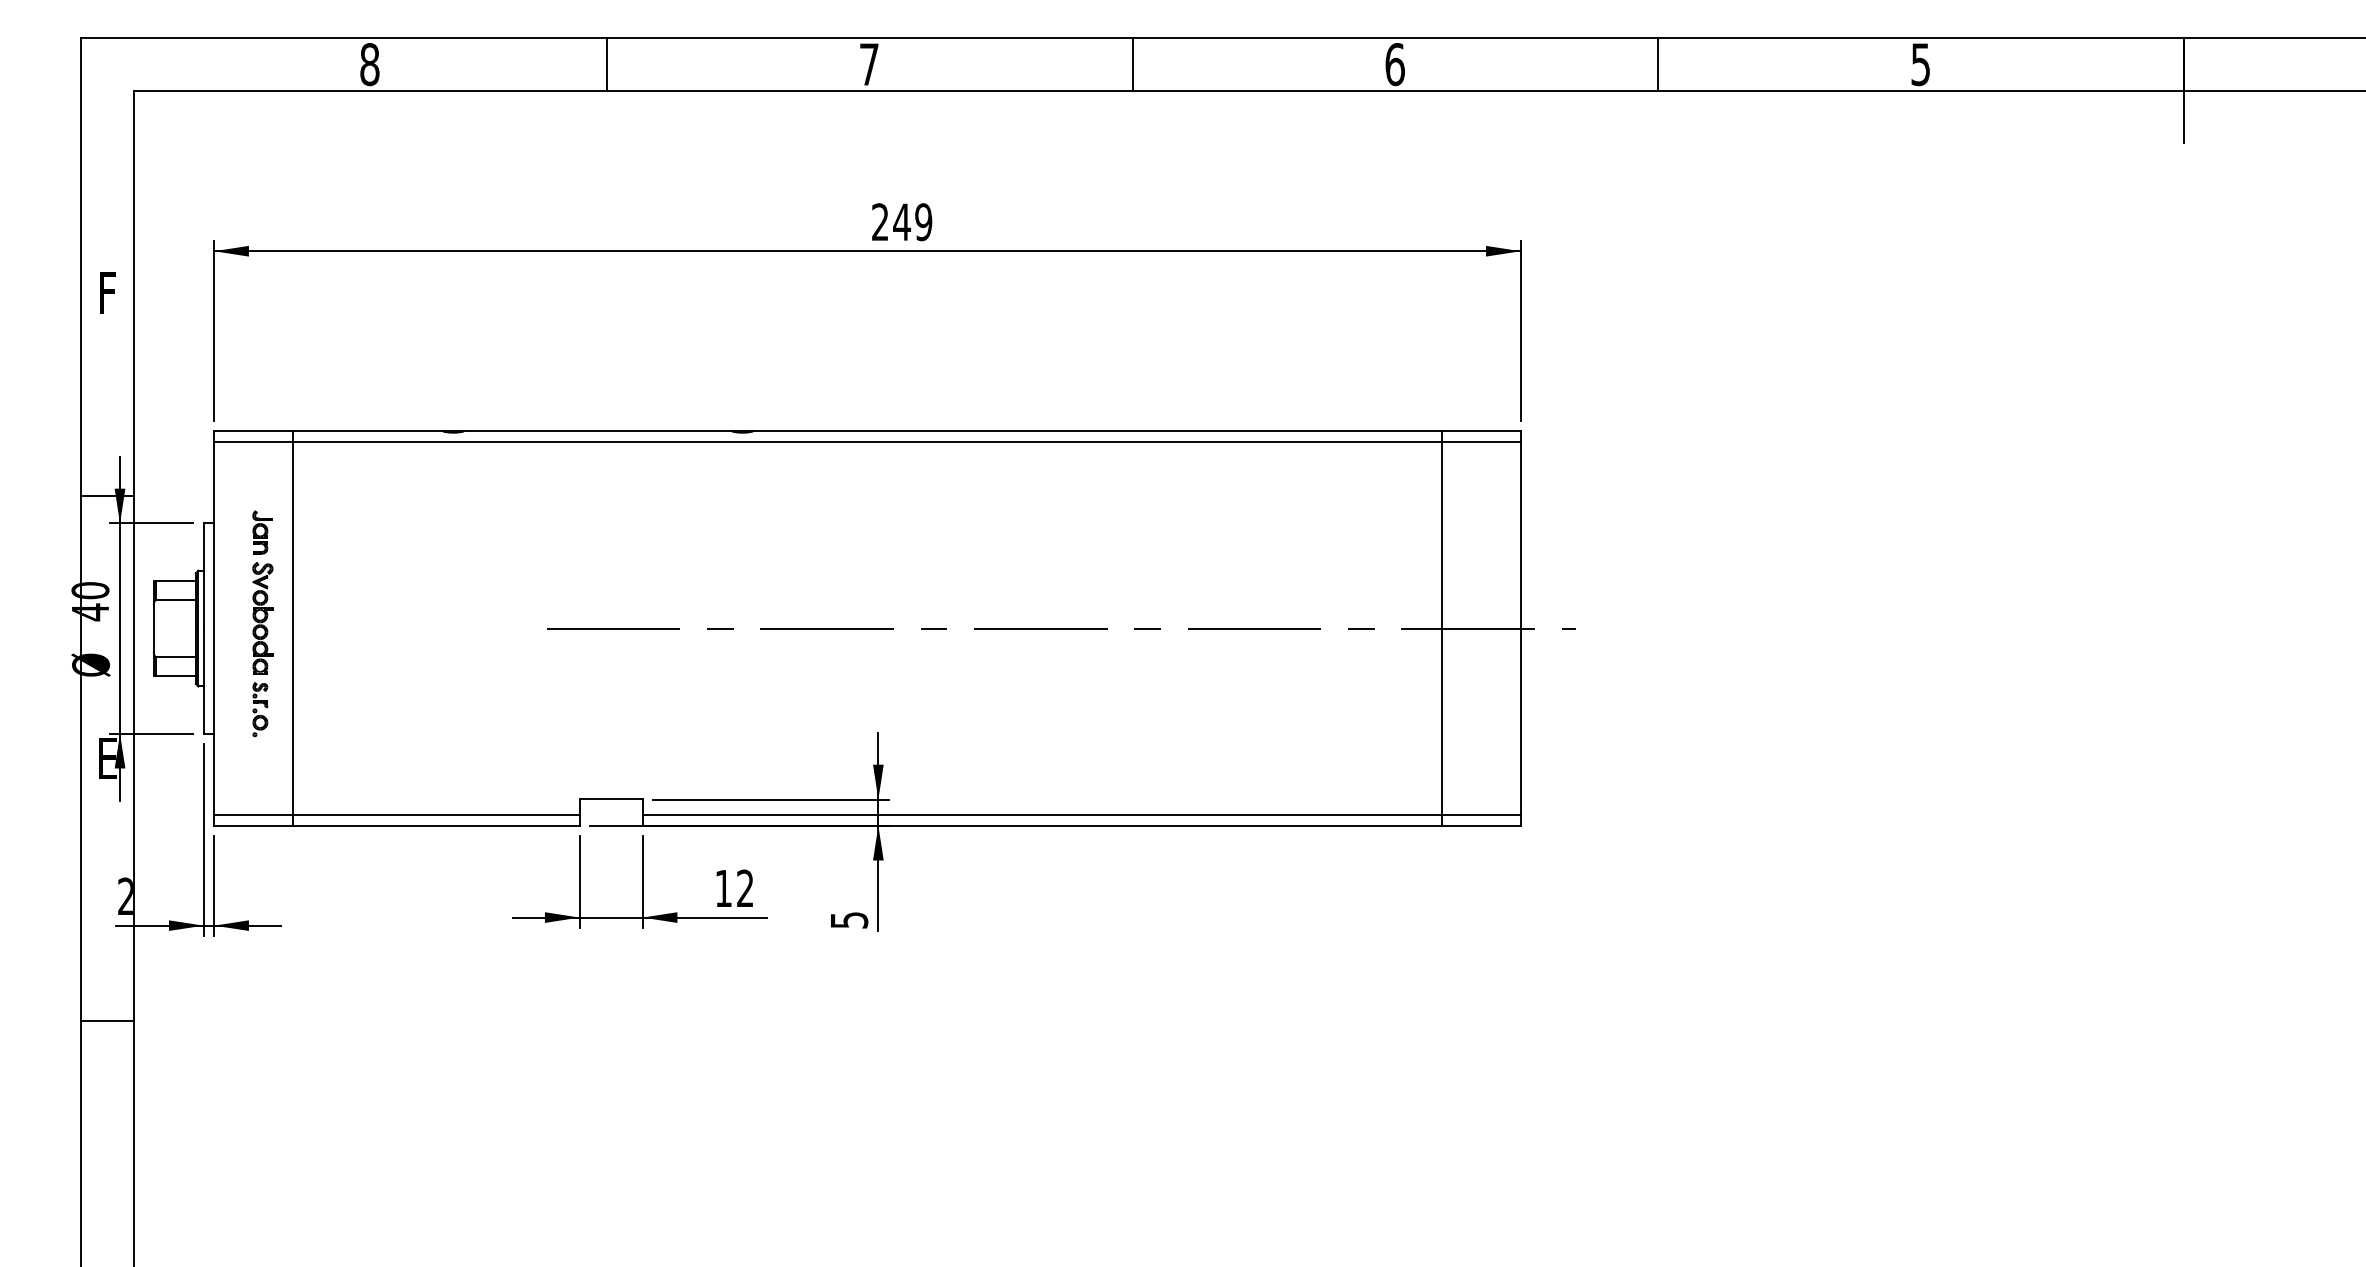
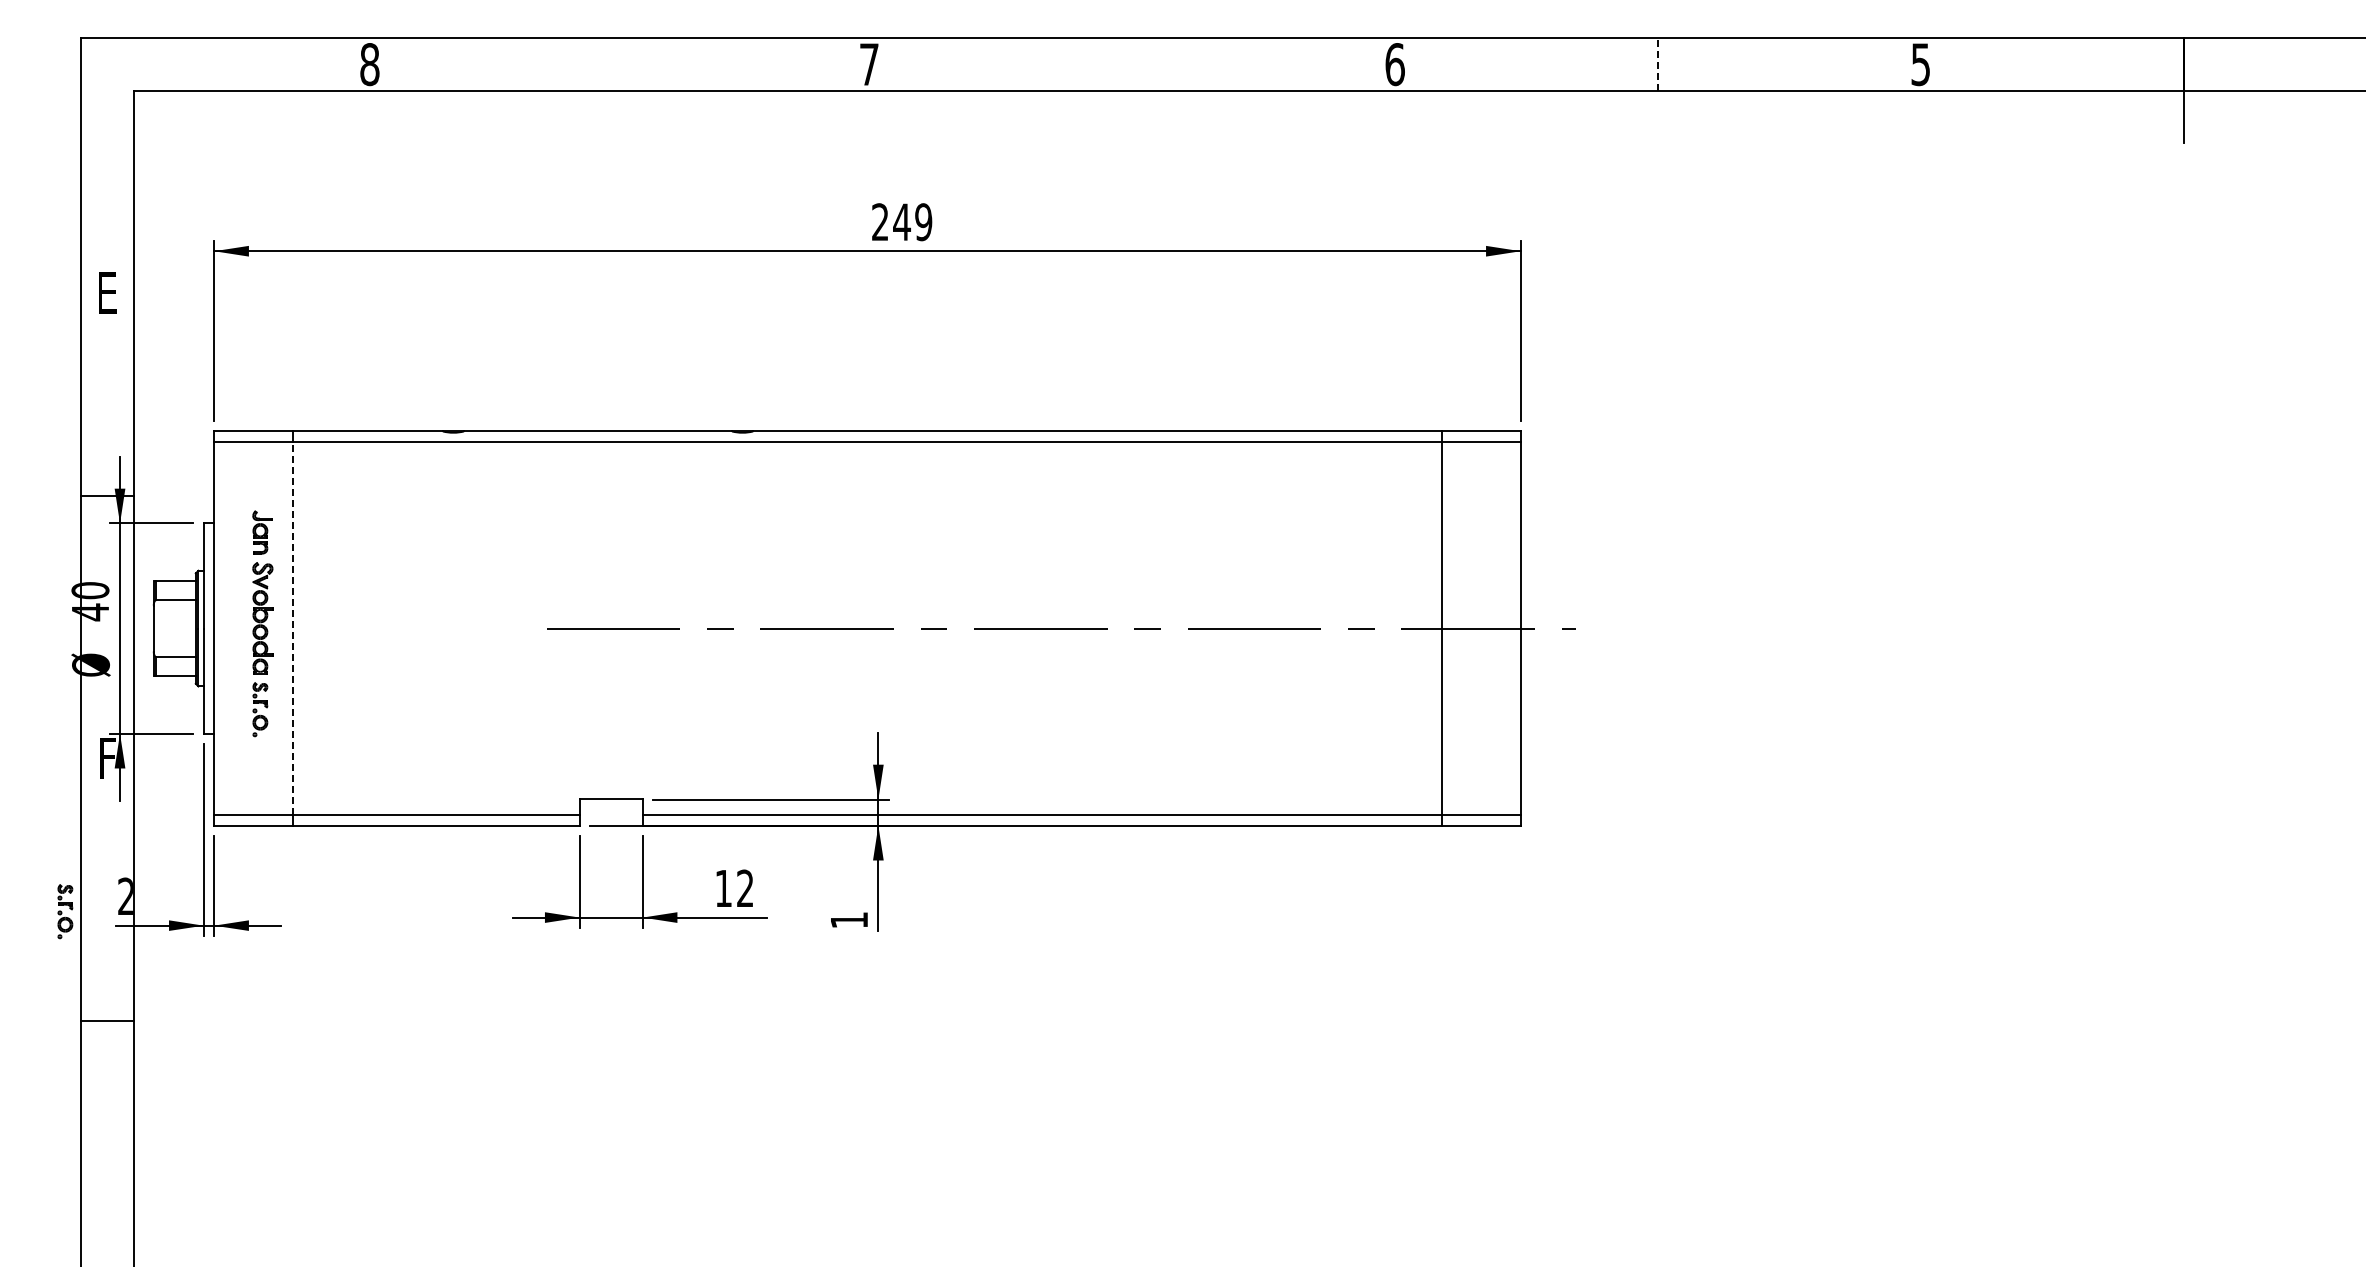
line: solid -> dashed (1658, 63)
line: present -> none (606, 64)
line: present -> none (1132, 64)
text: F -> E (107, 292)
line: solid -> dashed (293, 628)
text: E -> F (107, 758)
part: none -> present (65, 911)
text: 5 -> 1 (849, 920)
